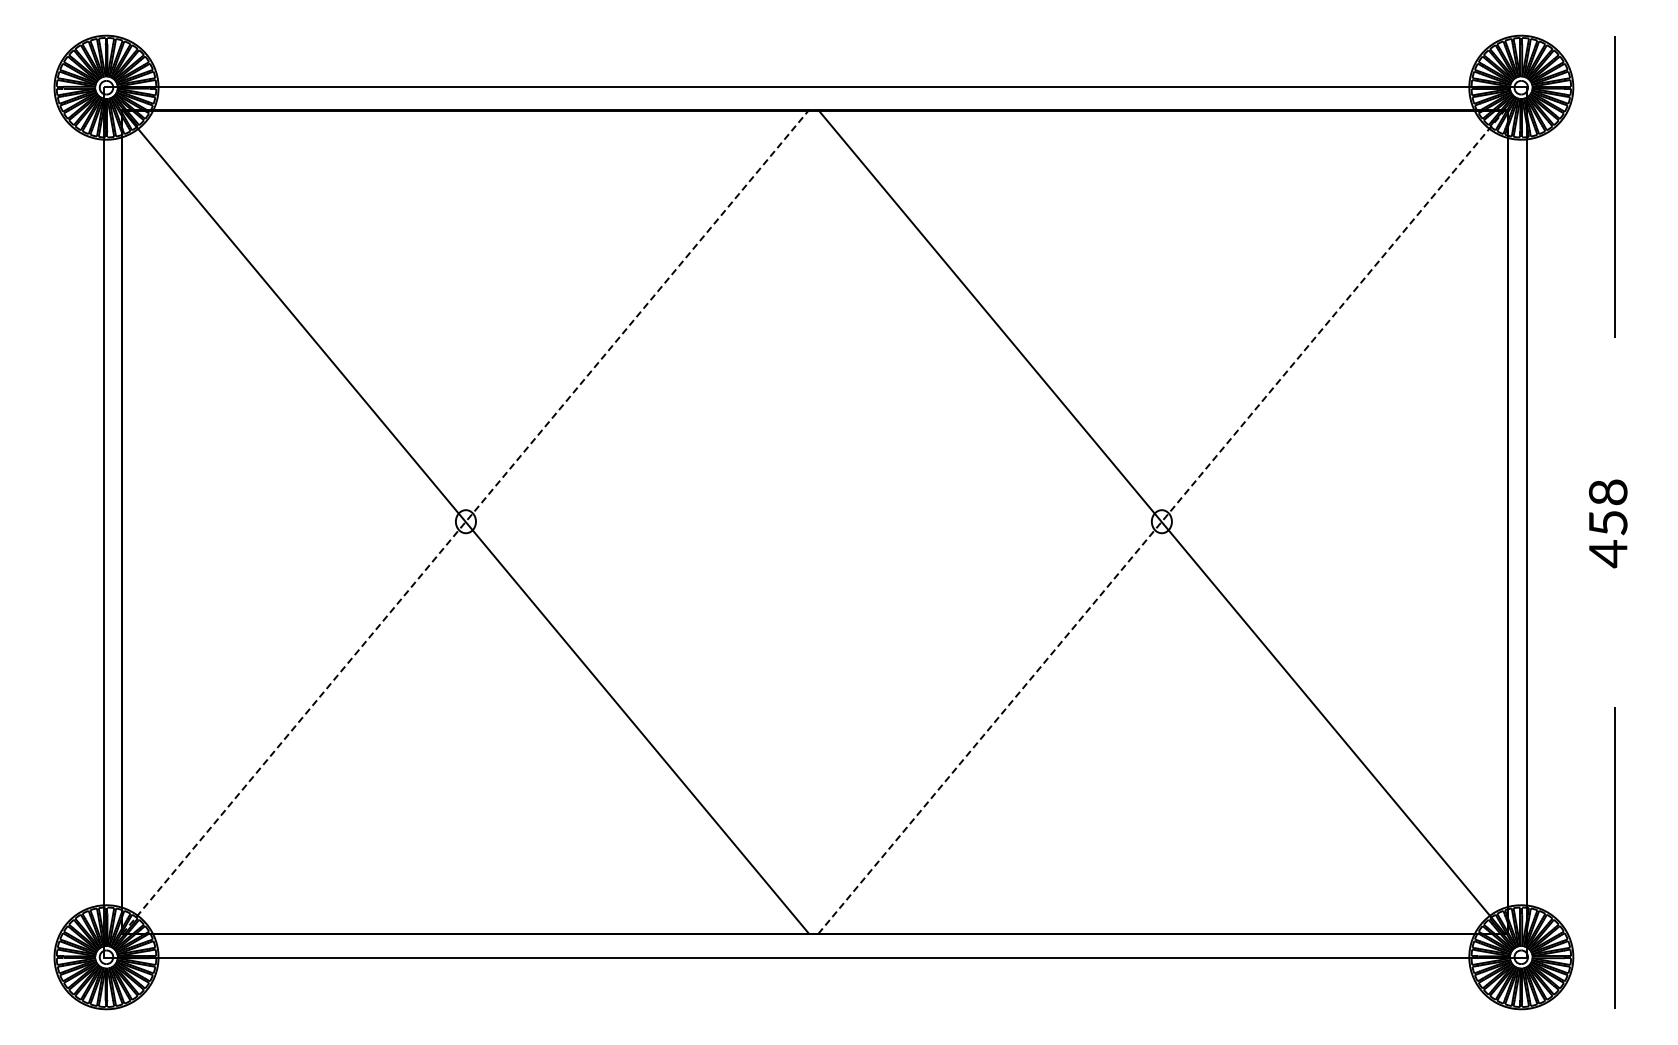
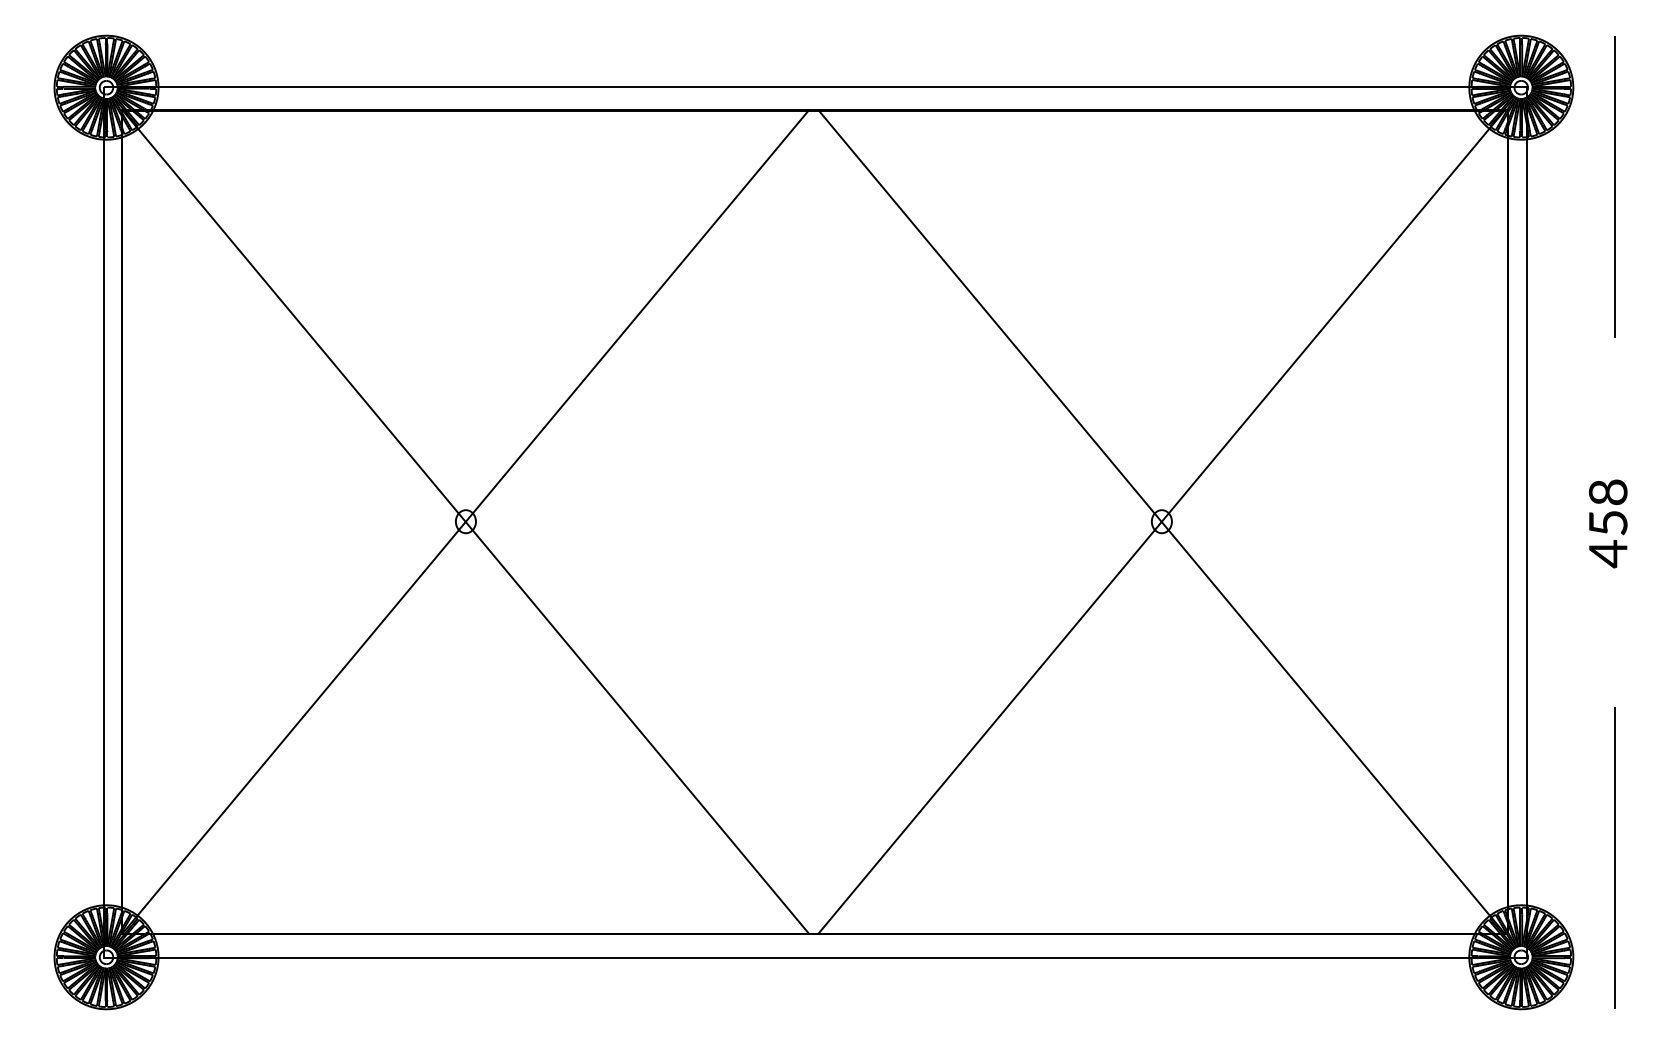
line: dashed -> solid (466, 521)
line: dashed -> solid (1162, 521)
